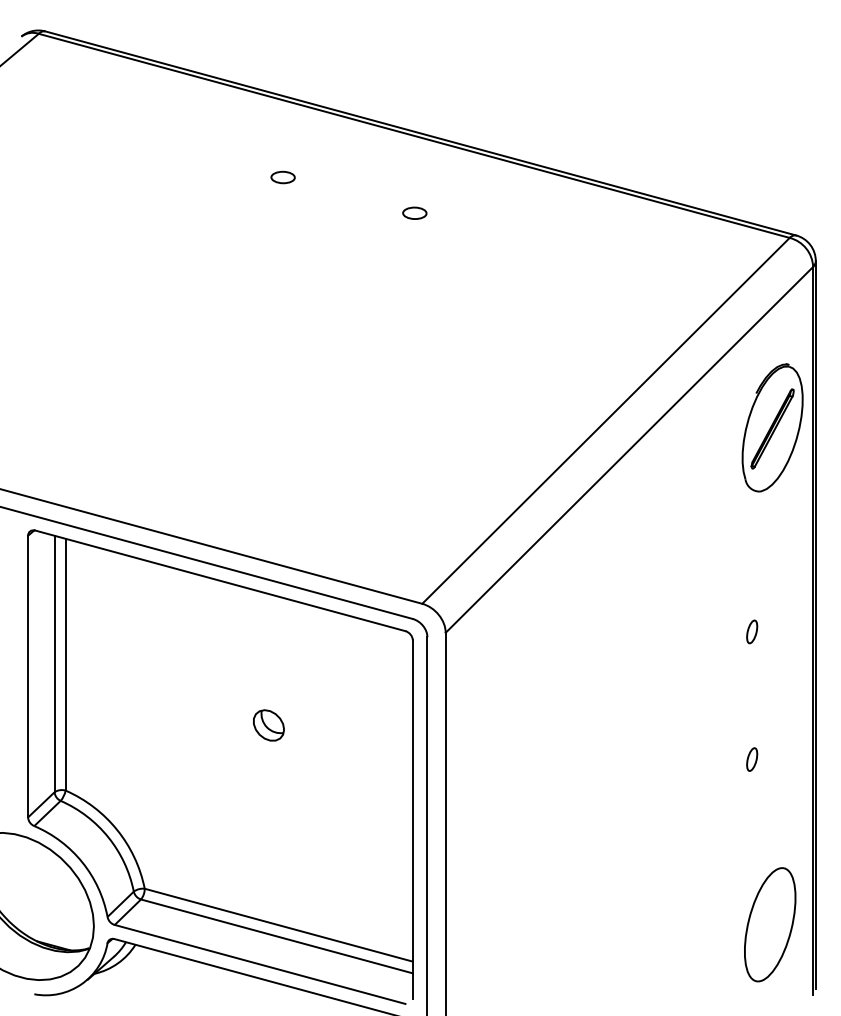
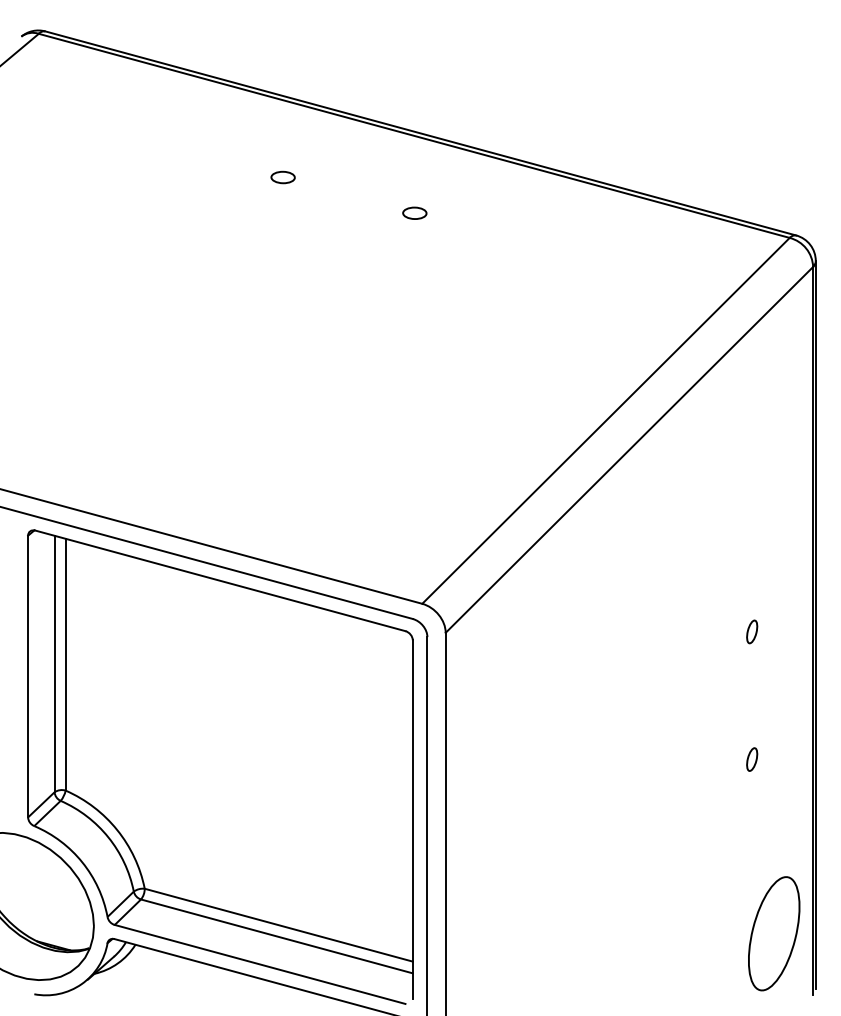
part: present -> none (772, 427)
part: present -> none (268, 725)
part position: (770, 924) -> (774, 933) (774, 933)
